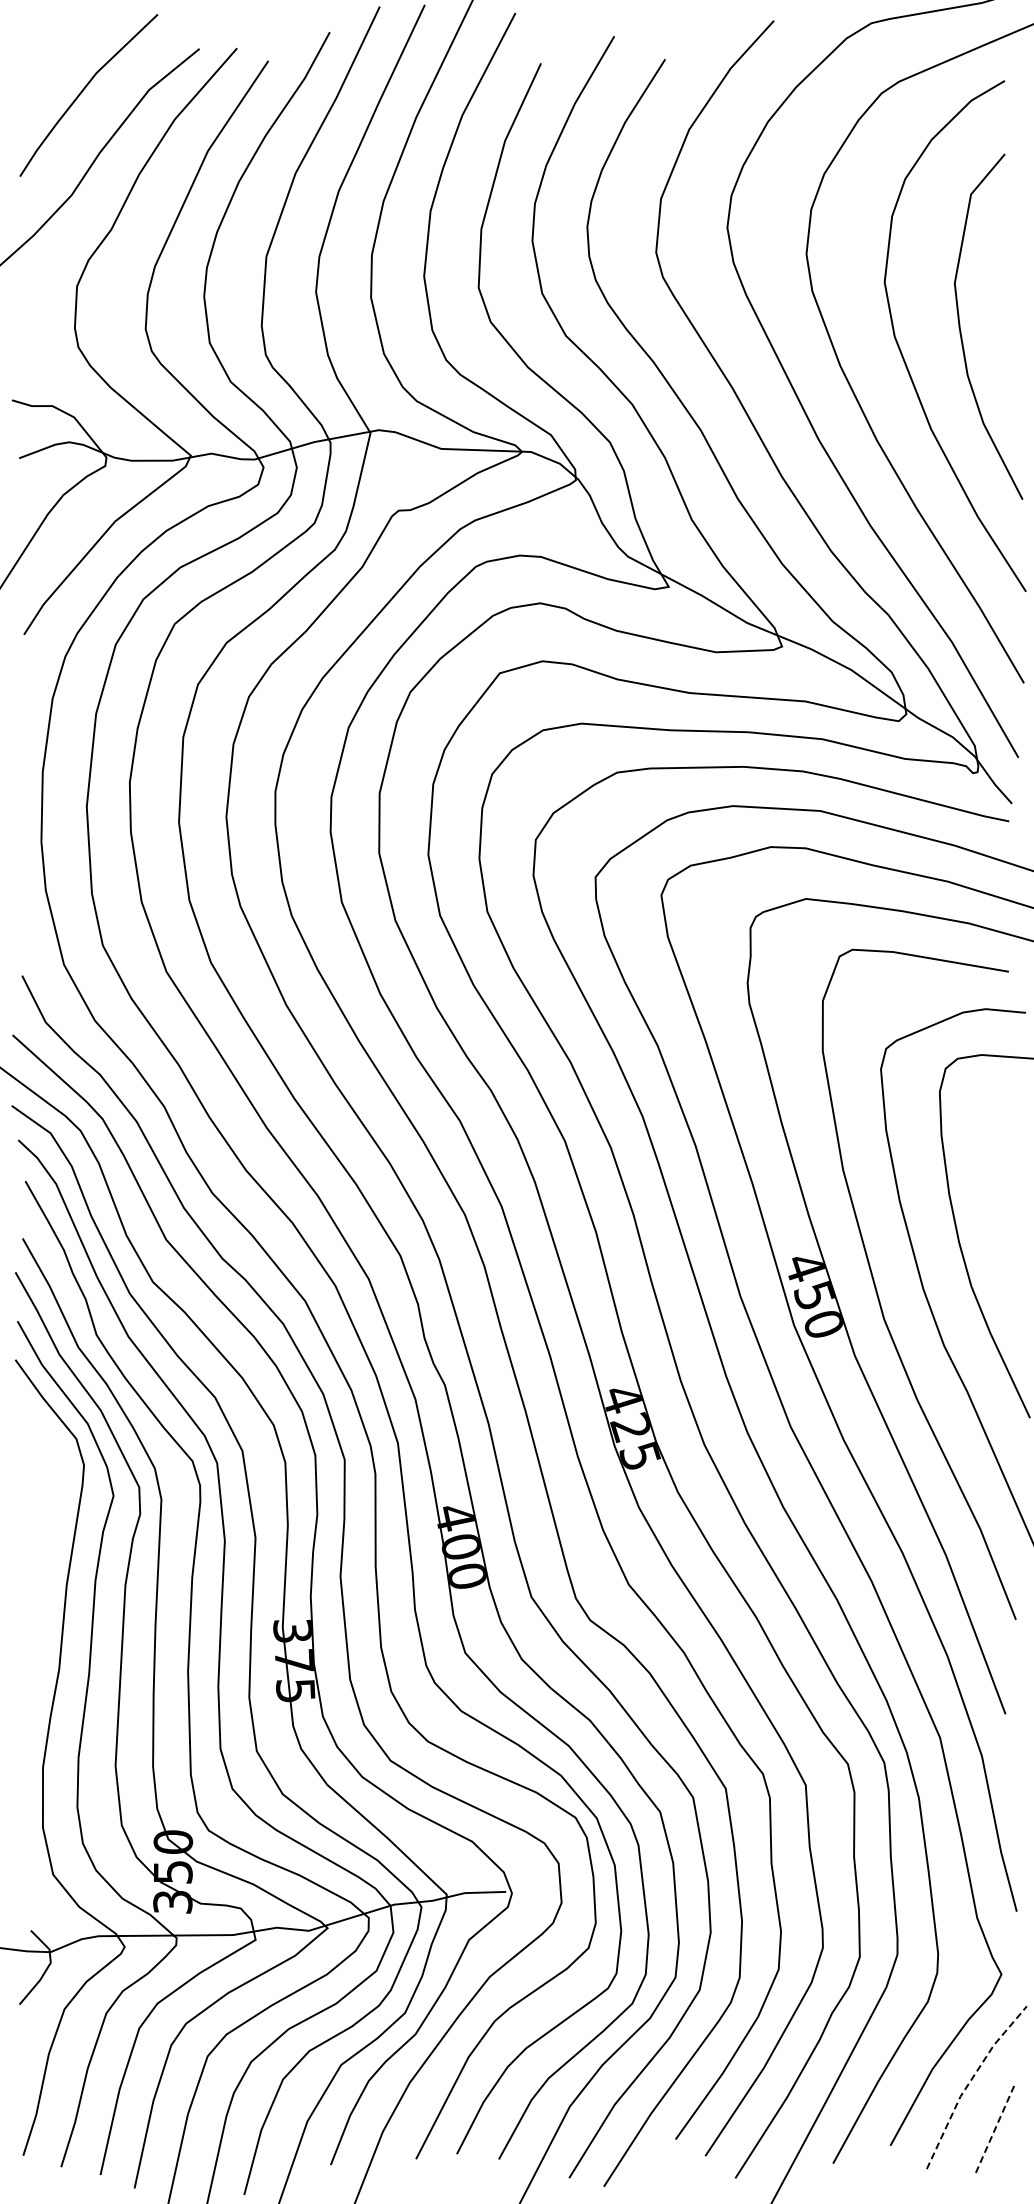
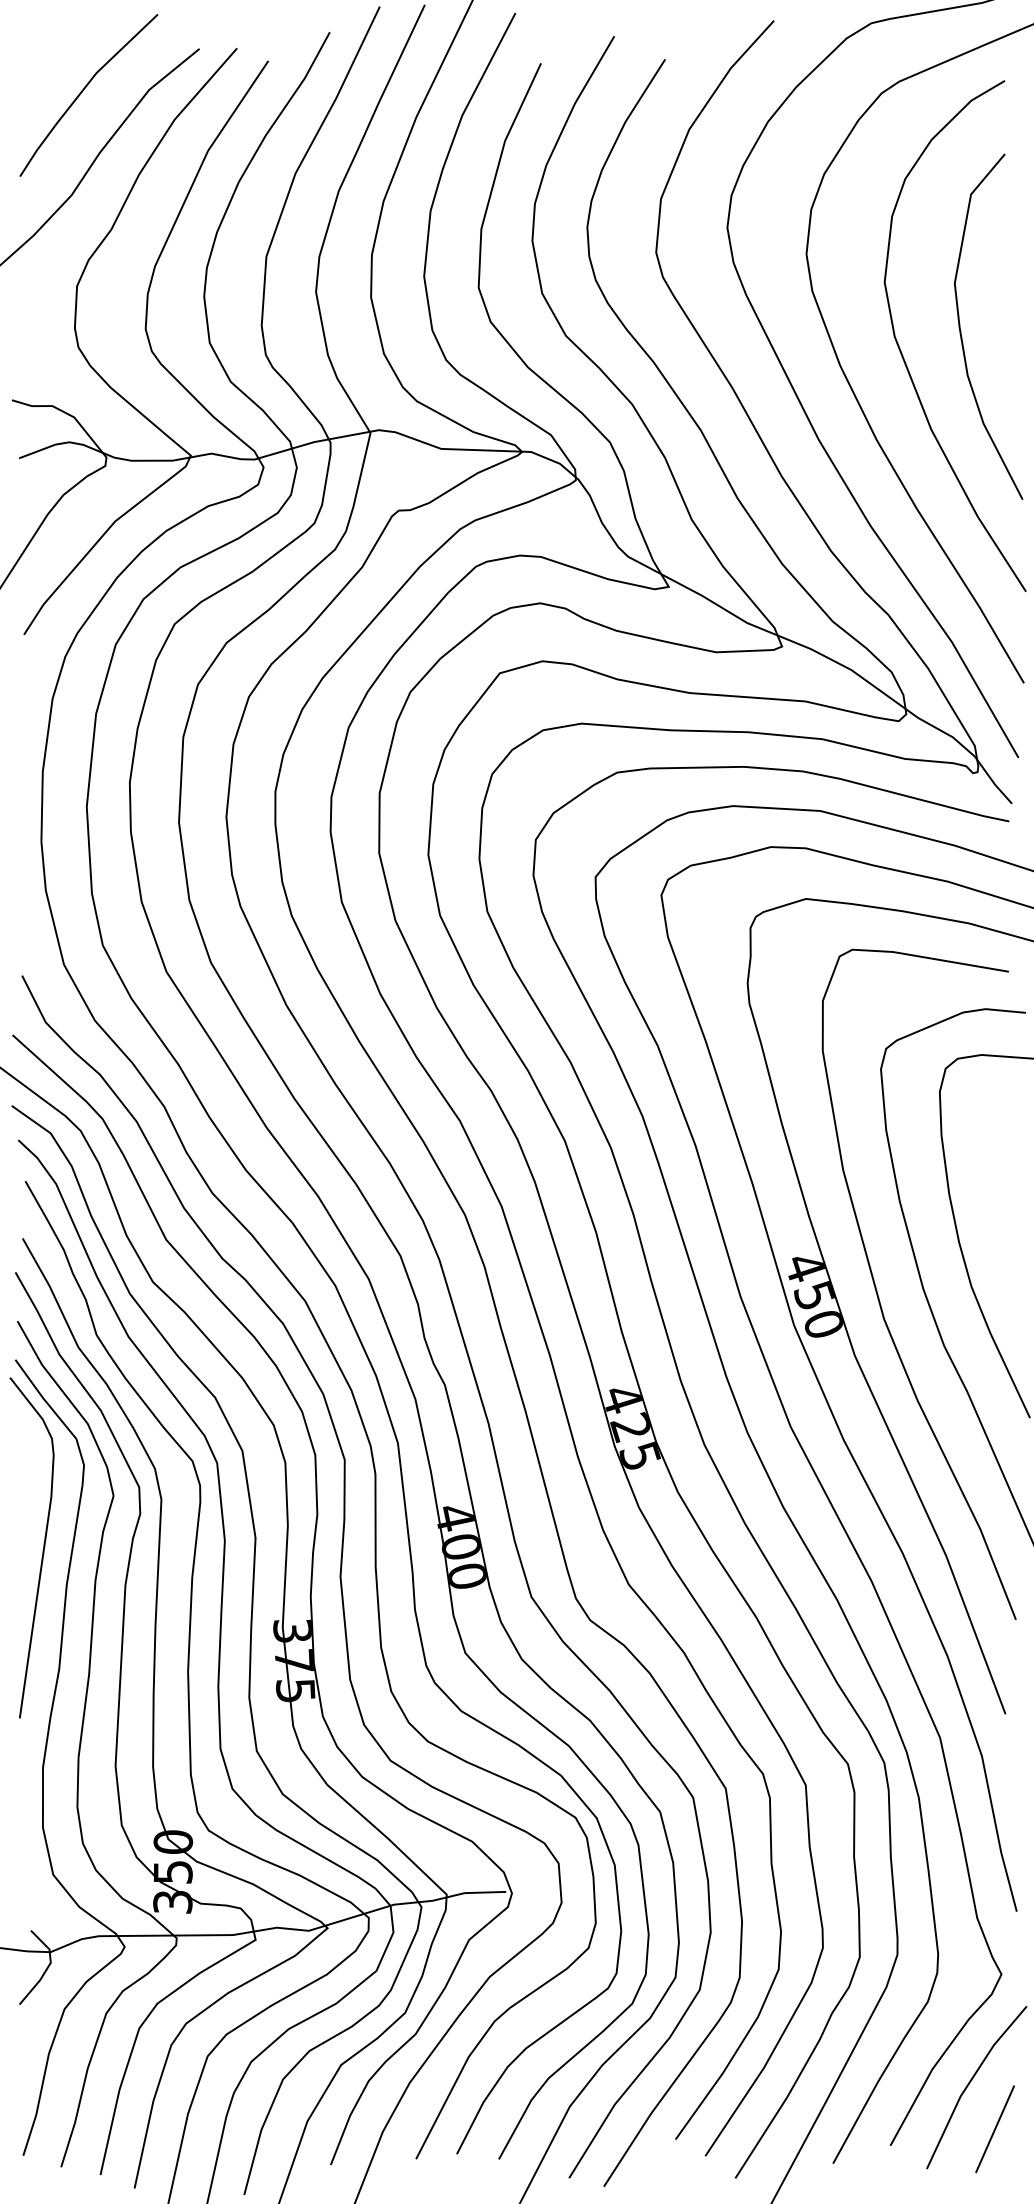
curve: none -> present (42, 1550)
line: dashed -> solid (969, 2083)
line: dashed -> solid (995, 2129)
